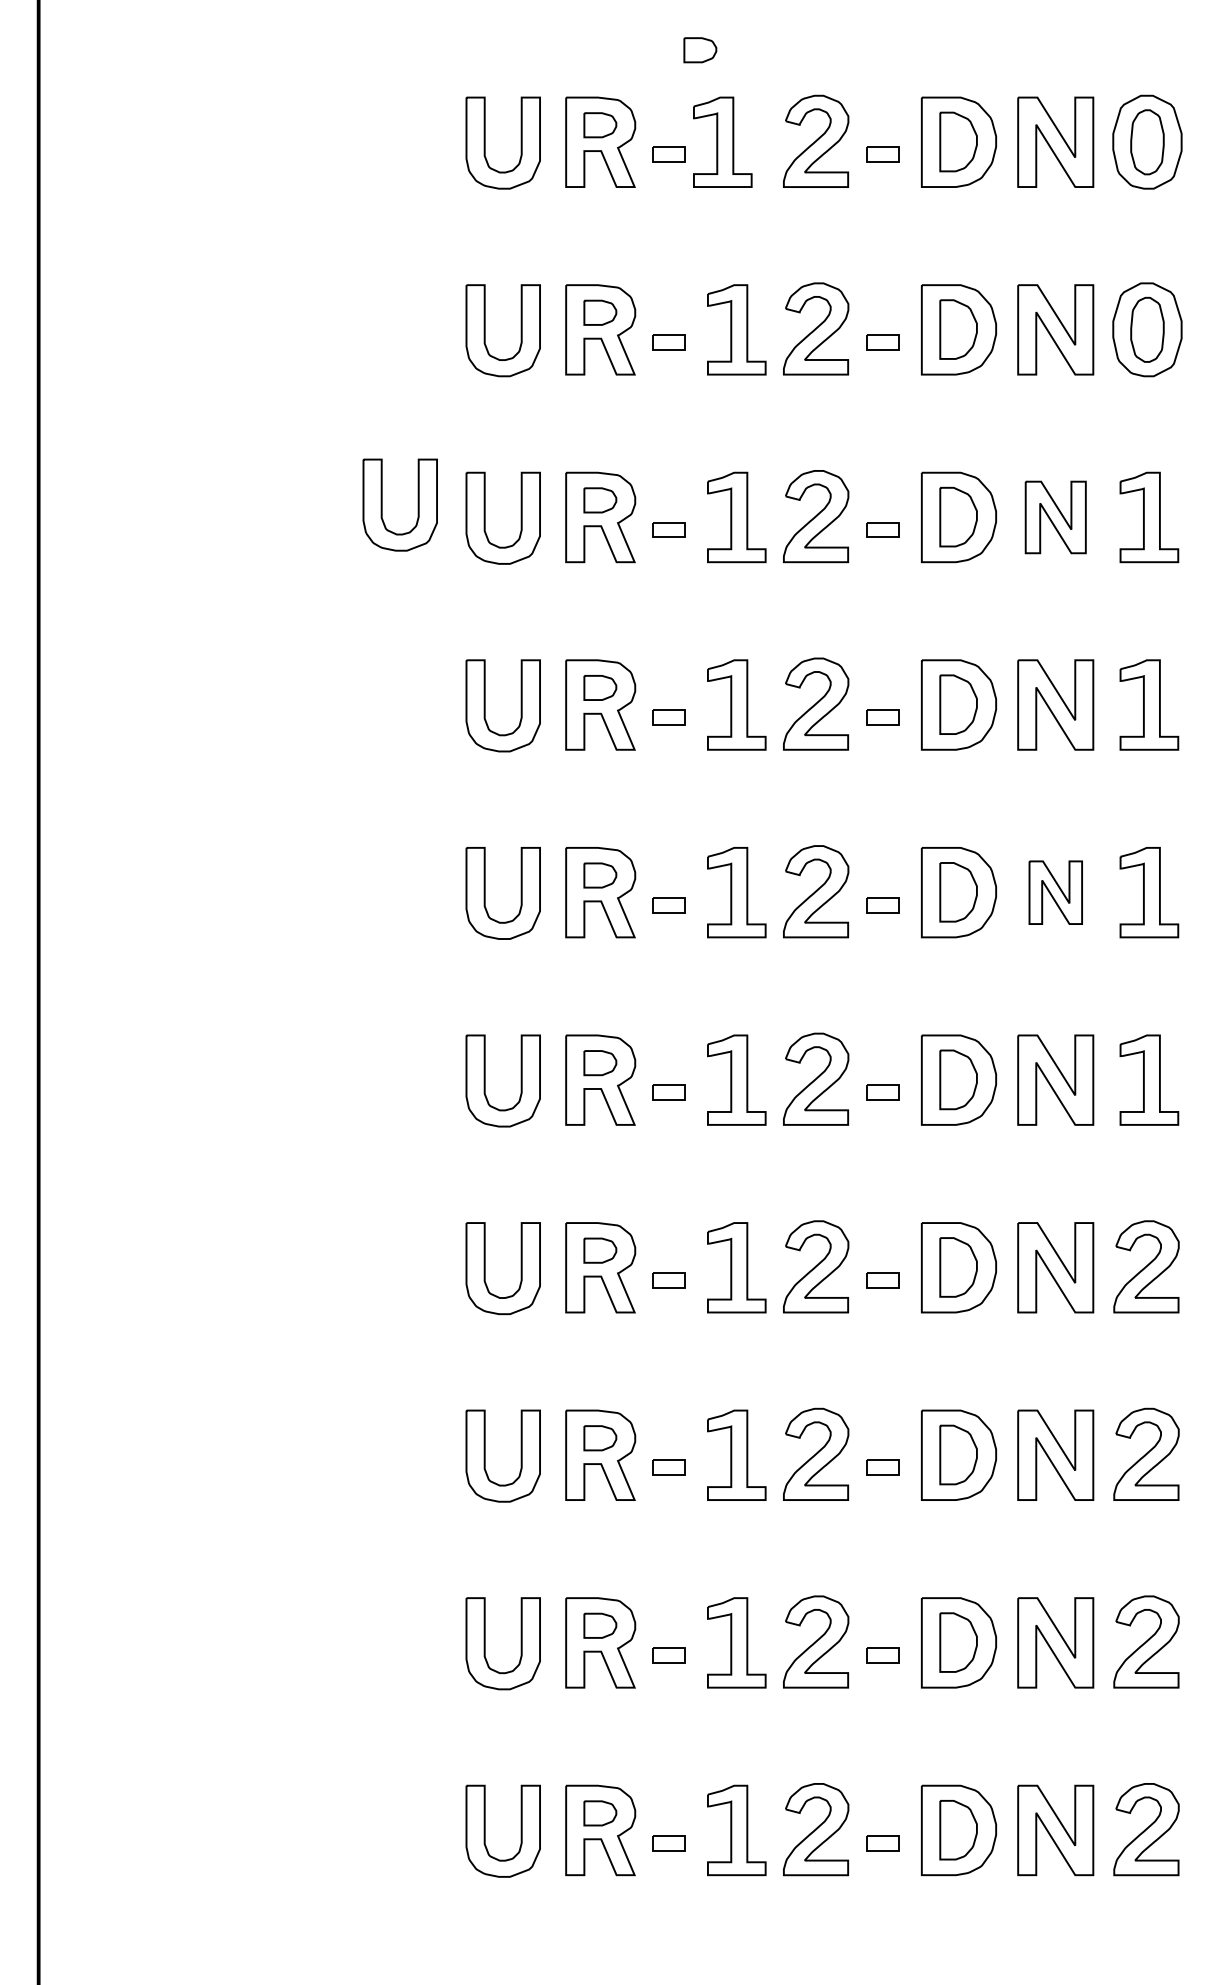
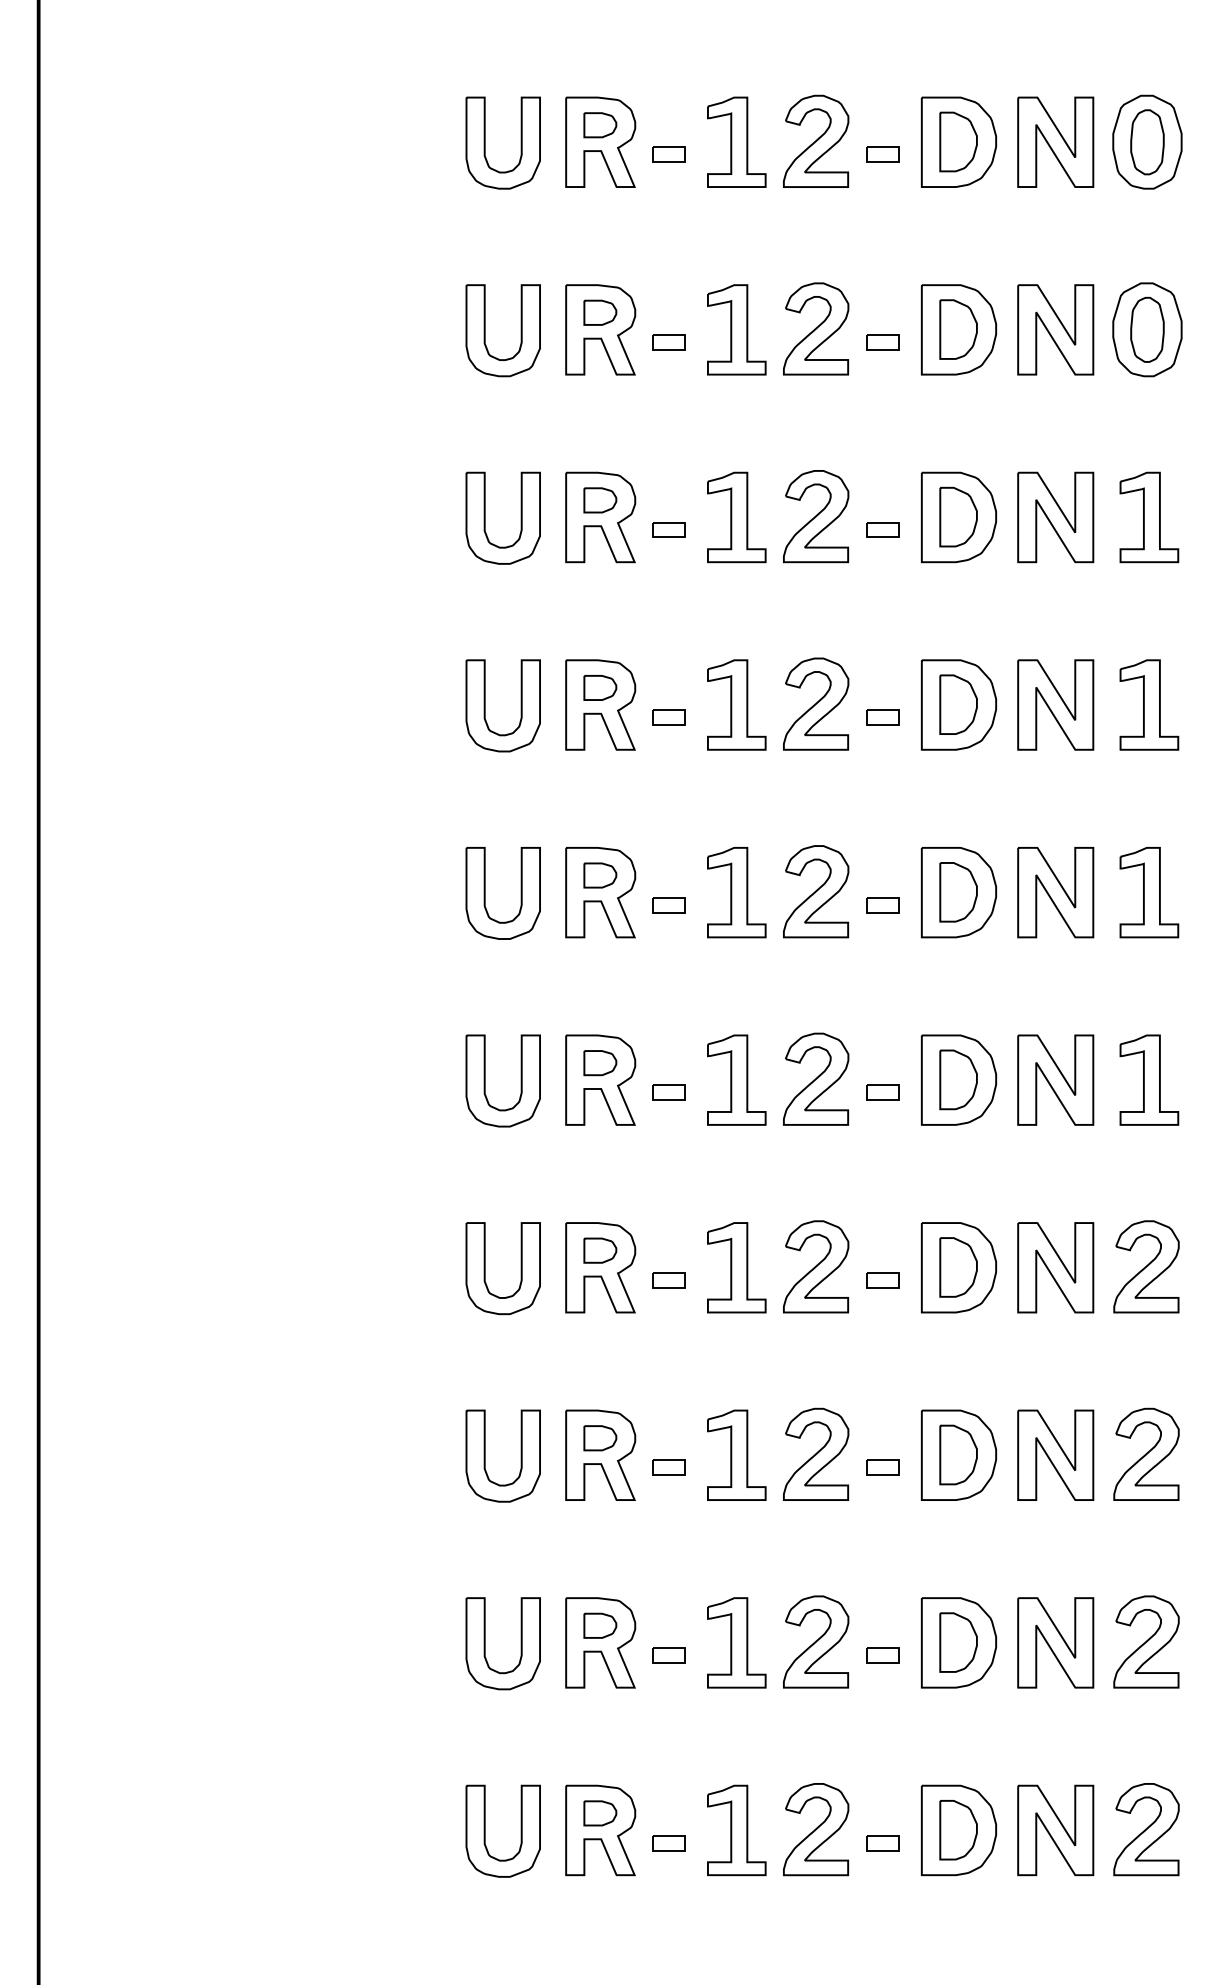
part: present -> none (700, 50)
part position: (722, 141) -> (736, 141) (736, 141)
part: present -> none (382, 504)
part size: 63x75 px -> 78x93 px (1055, 517)
part size: 55x65 px -> 78x92 px (1055, 892)
